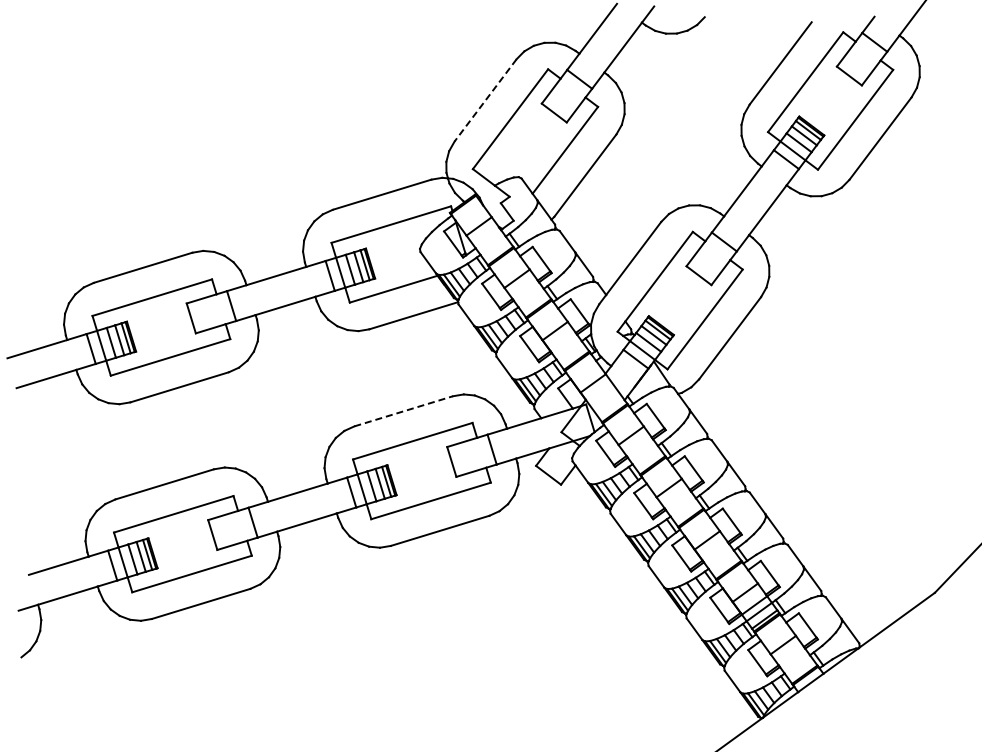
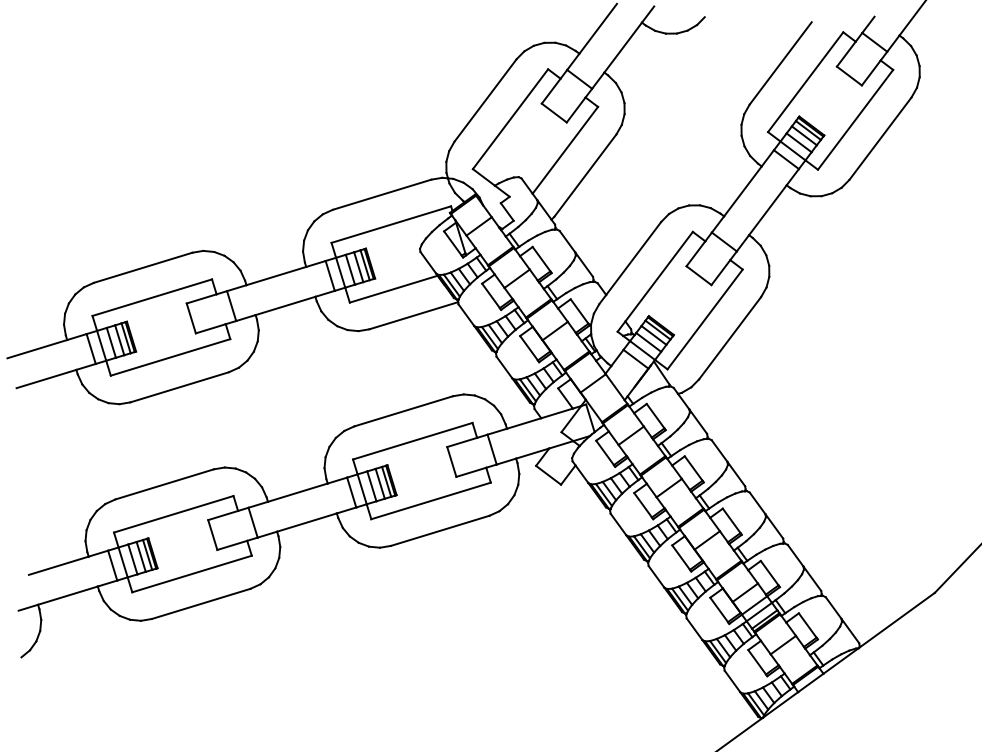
line: dashed -> solid (485, 100)
line: dashed -> solid (403, 411)
